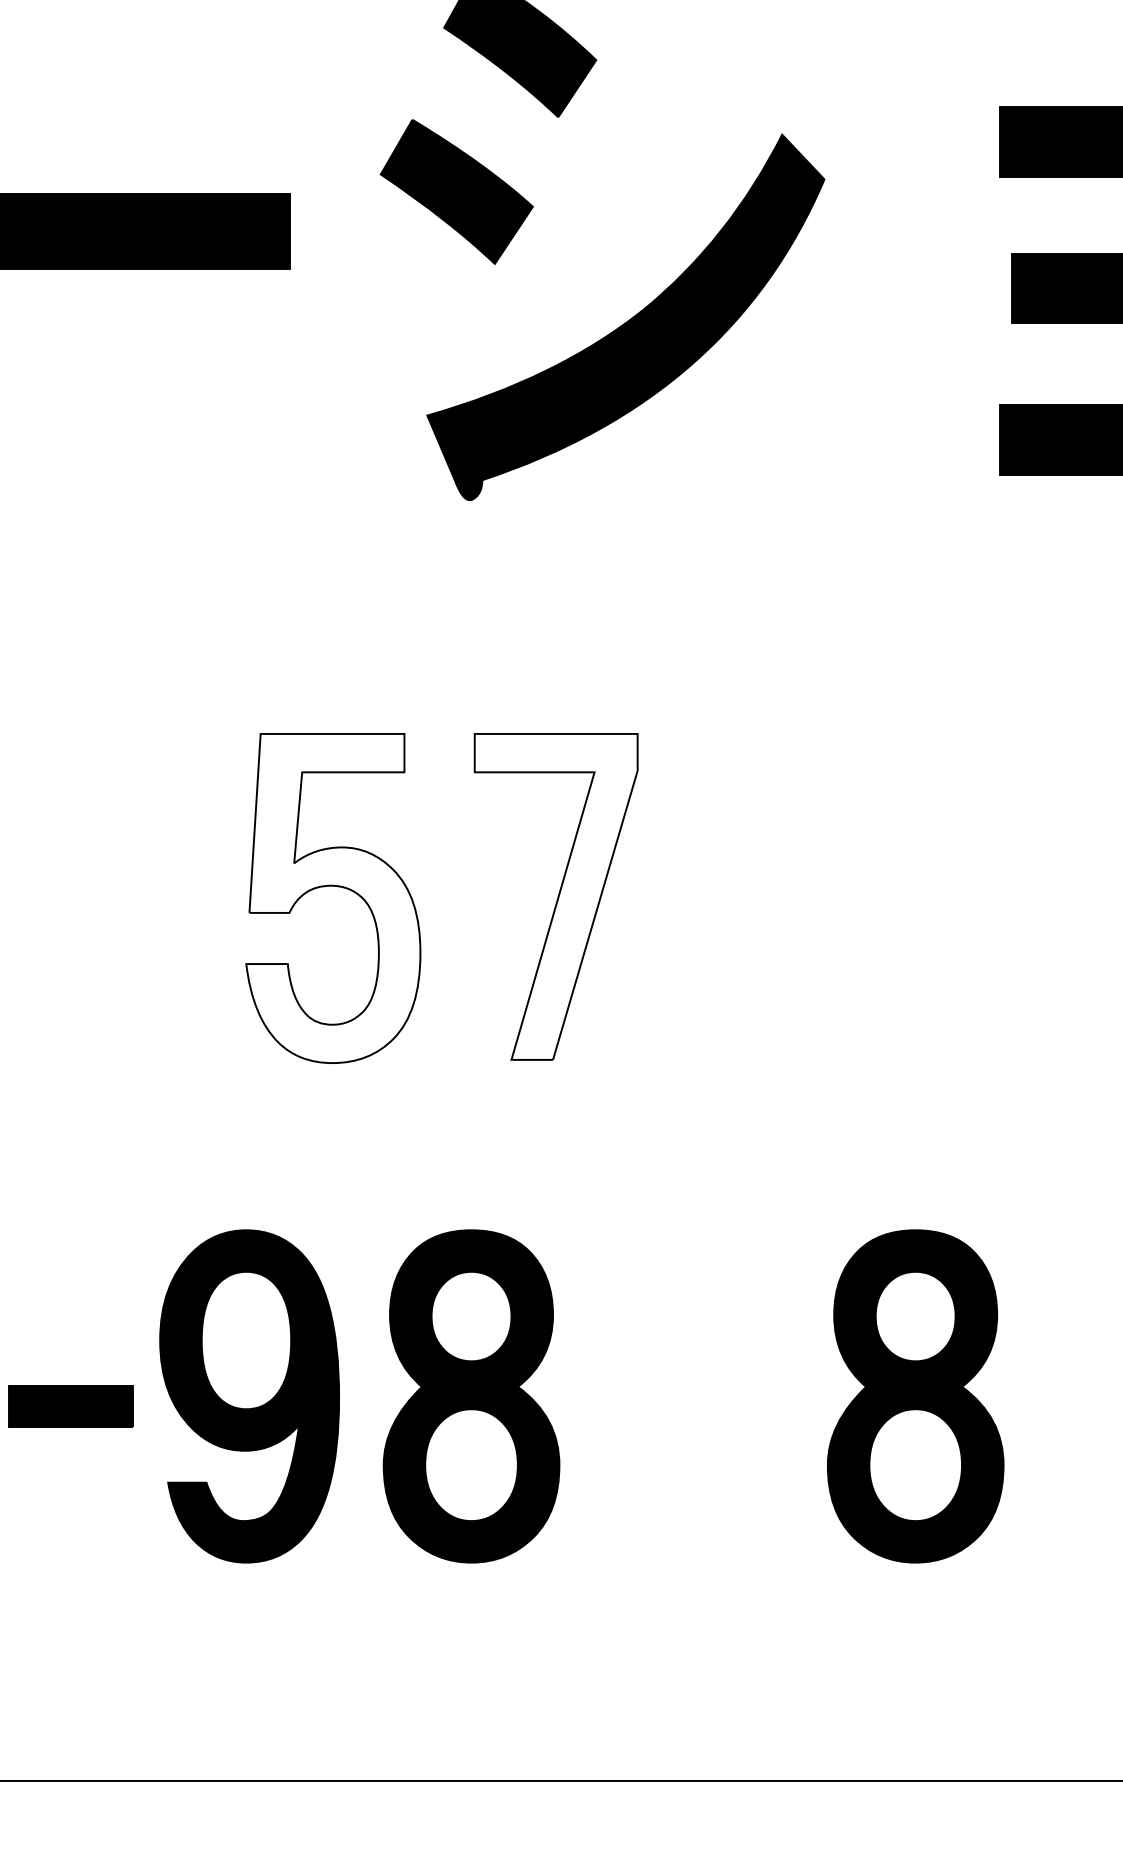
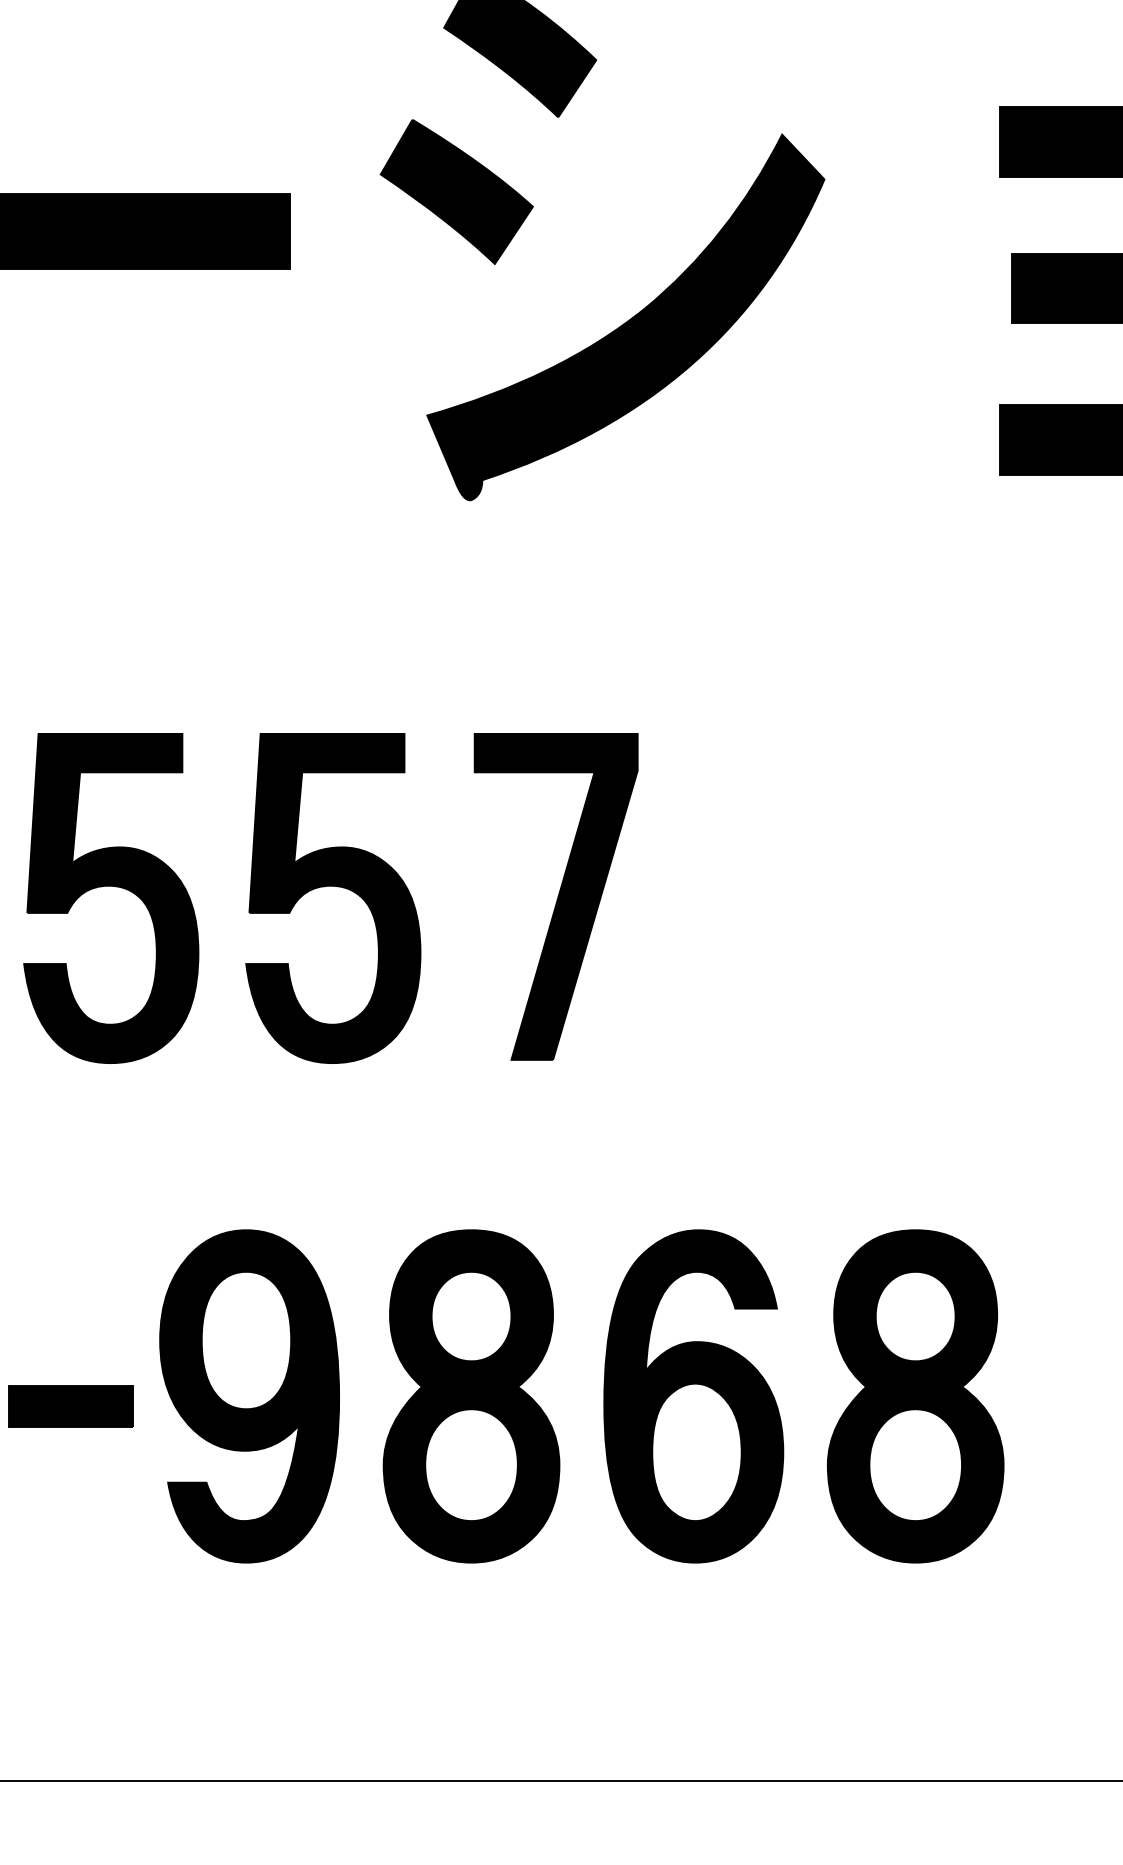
part: none -> present (111, 886)
fill: none -> present (555, 896)
fill: none -> present (333, 898)
part: none -> present (693, 1396)
